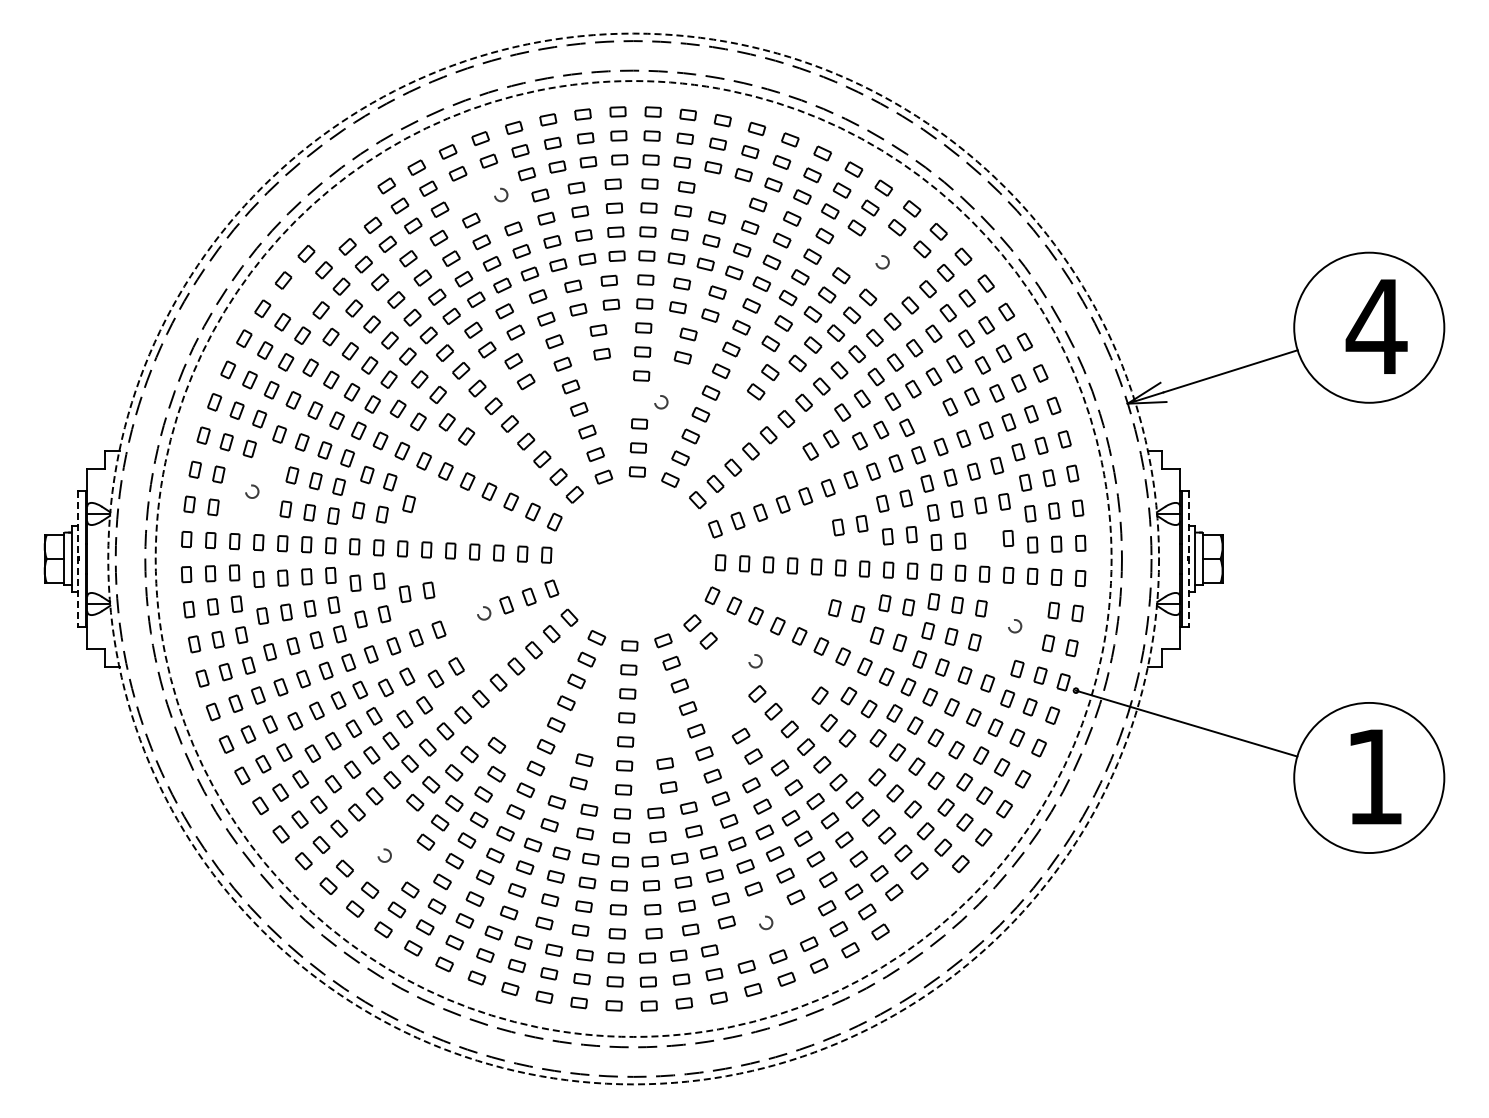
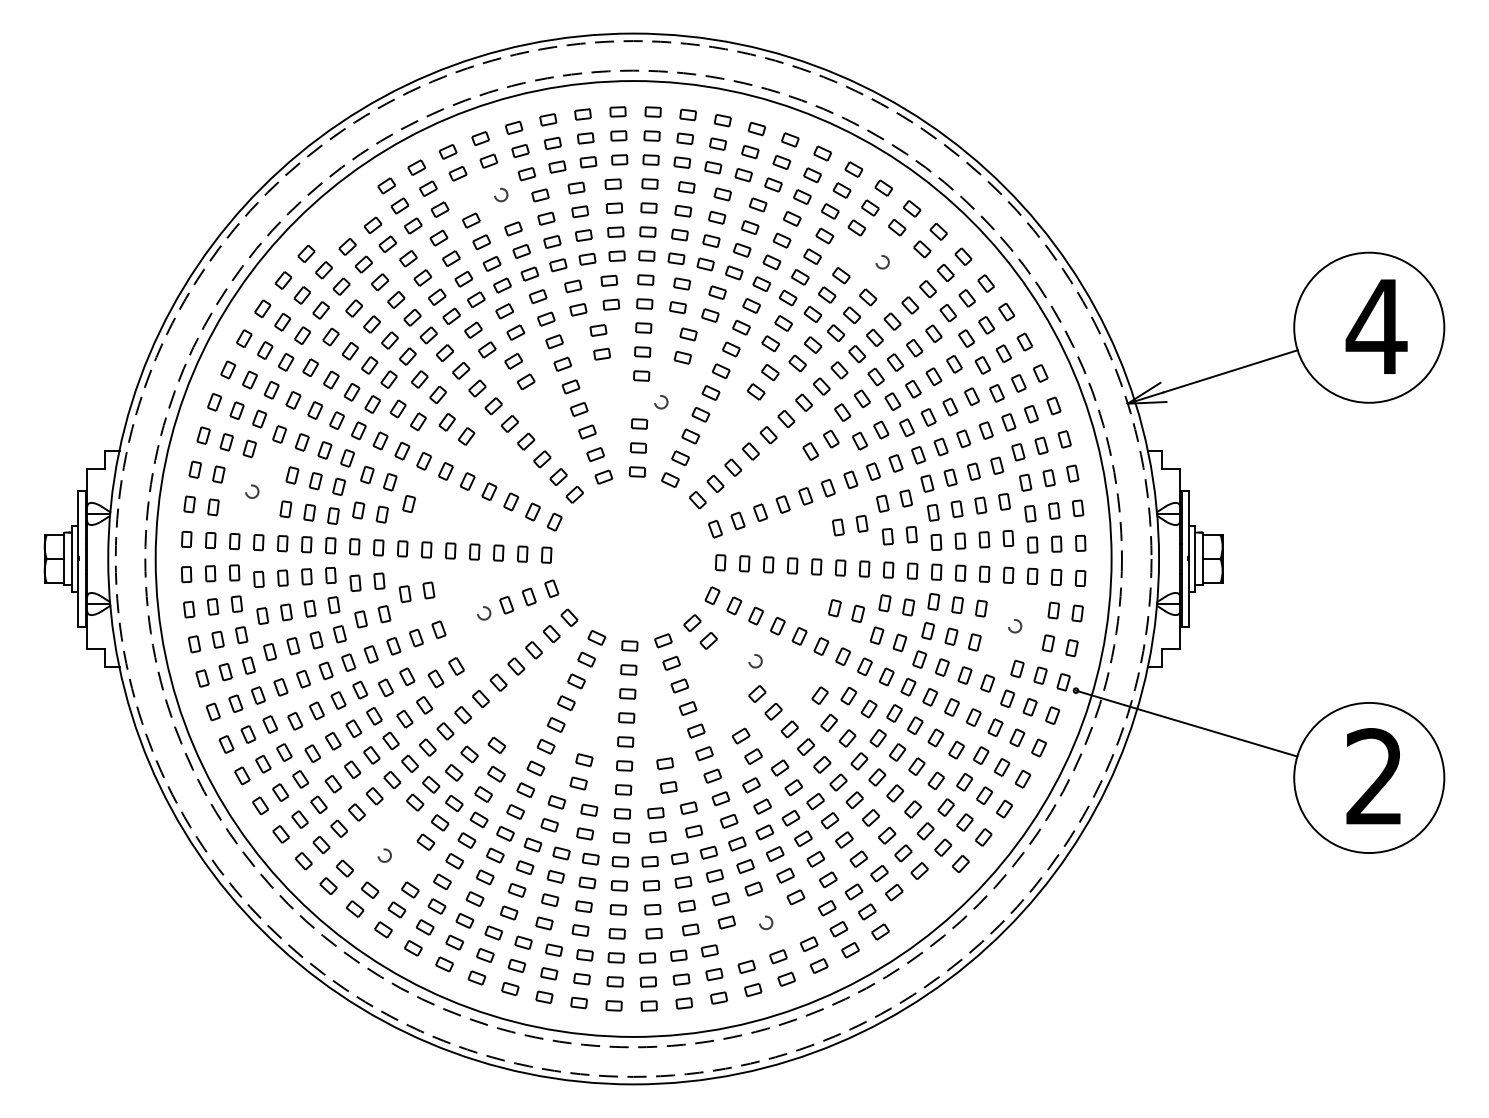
part: none -> present (722, 194)
part: none -> present (301, 295)
part: none -> present (928, 417)
part: none -> present (984, 539)
circle: dashed -> solid (633, 558)
circle: dashed -> solid (633, 558)
line: dashed -> solid (77, 559)
line: dashed -> solid (1189, 559)
part: none -> present (859, 761)
text: 1 -> 2 (1373, 776)
